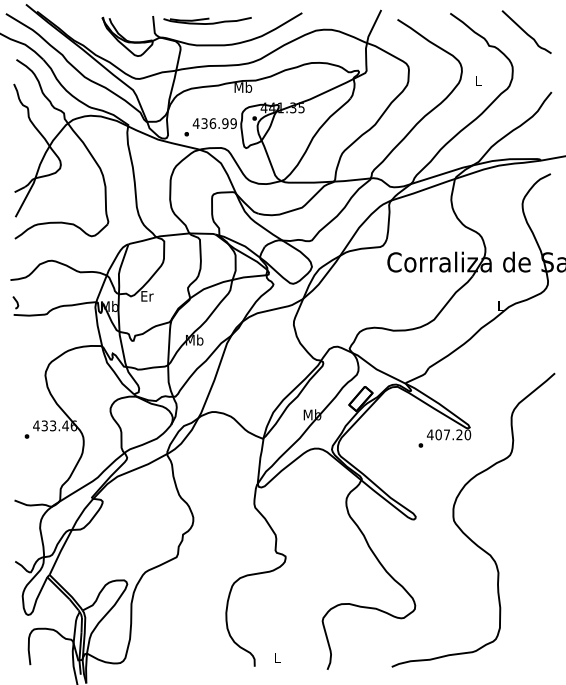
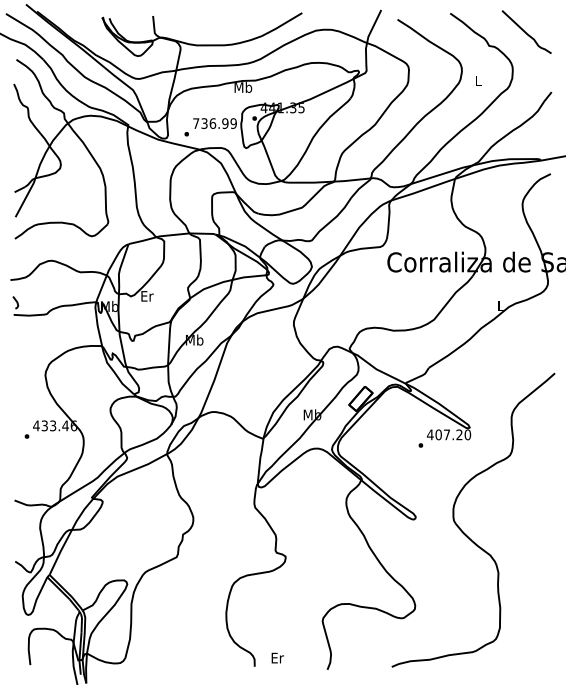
part: present -> none (207, 20)
text: 436.99 -> 736.99 (195, 123)
text: L -> Er (277, 657)
